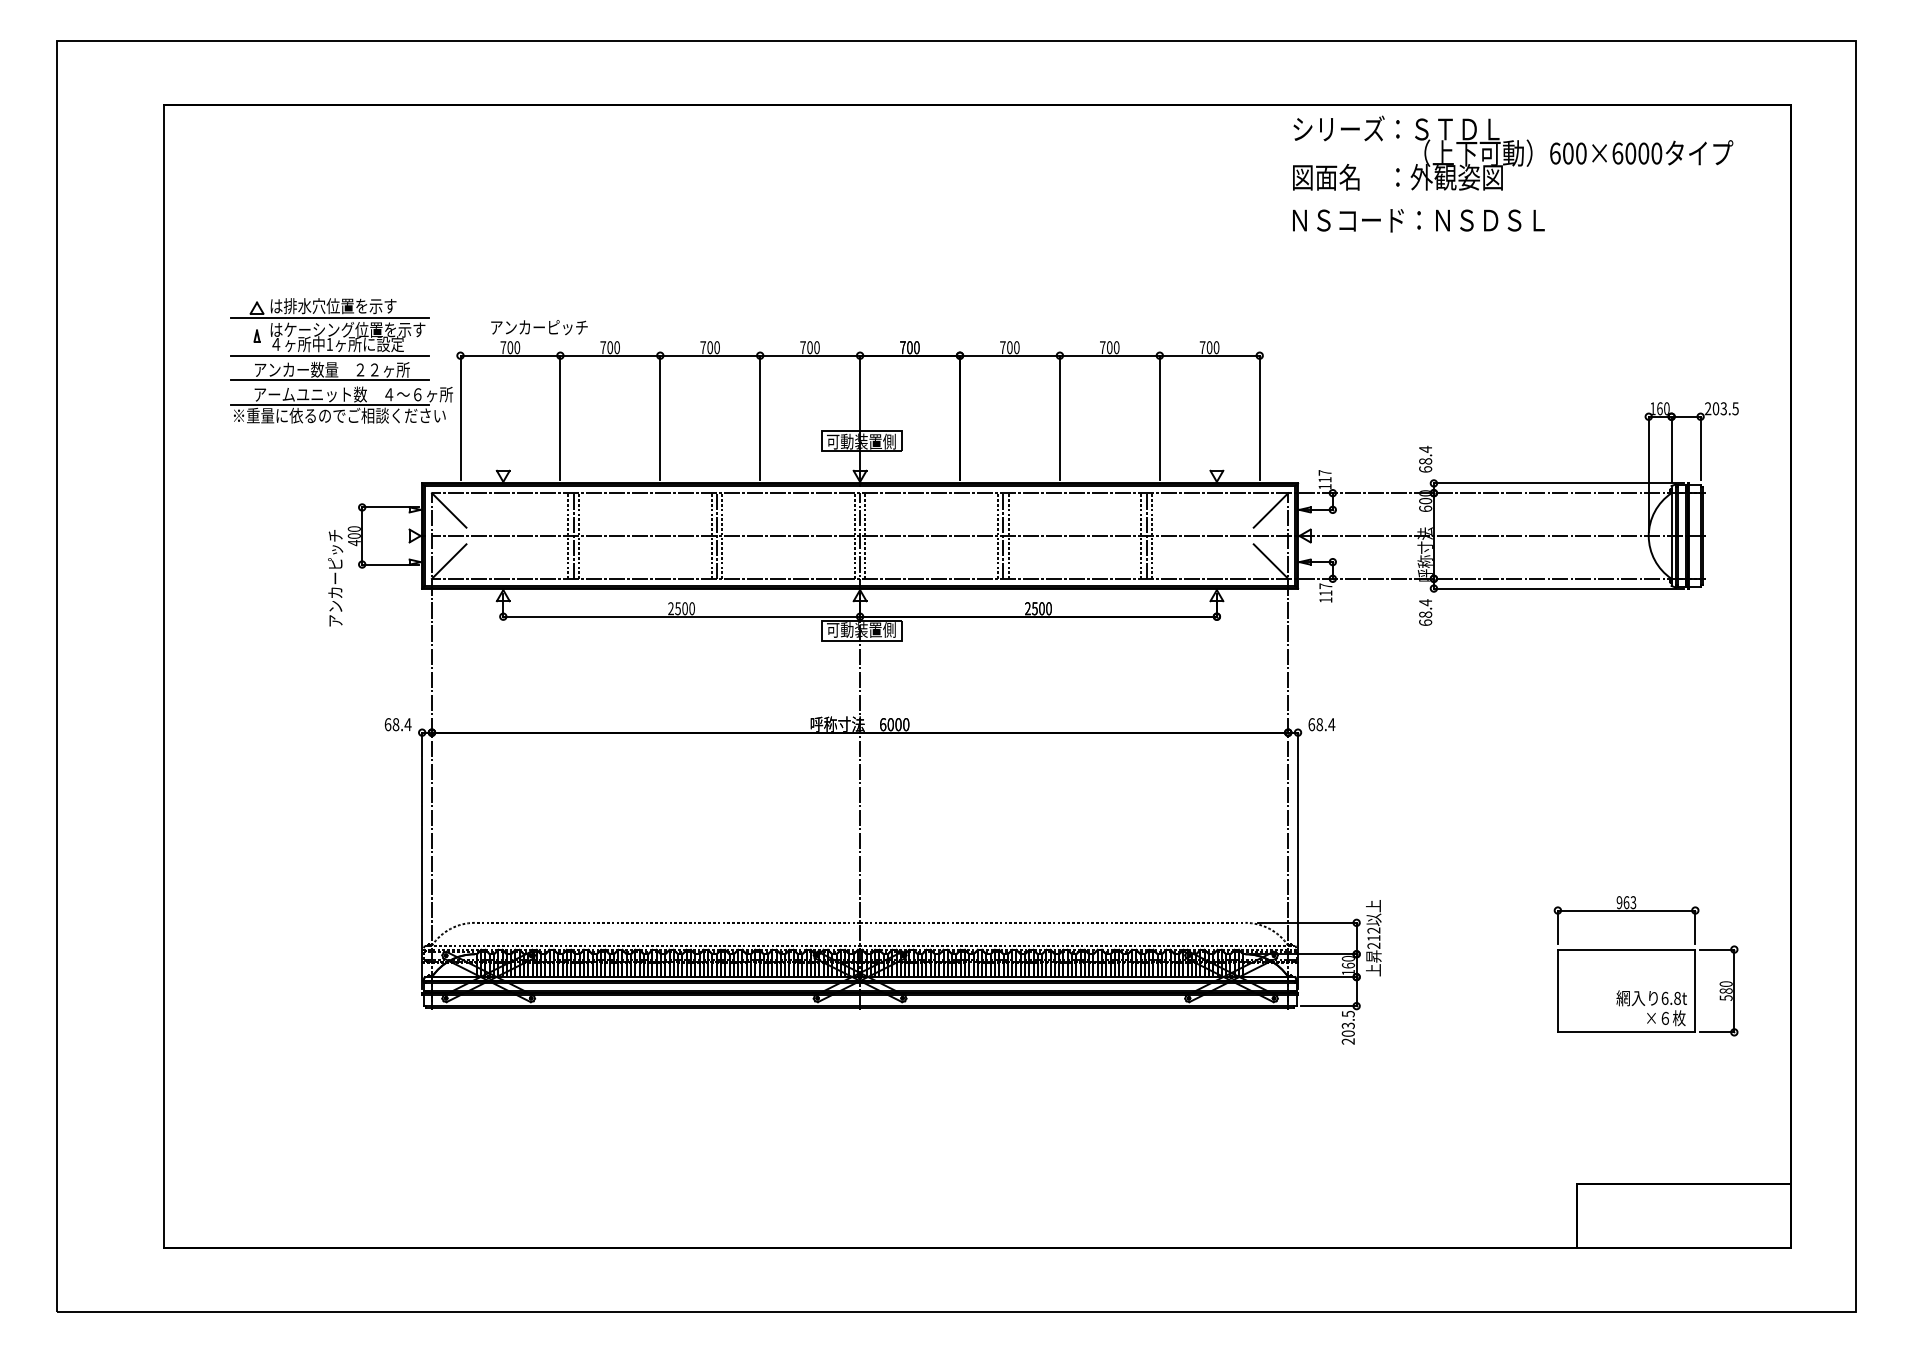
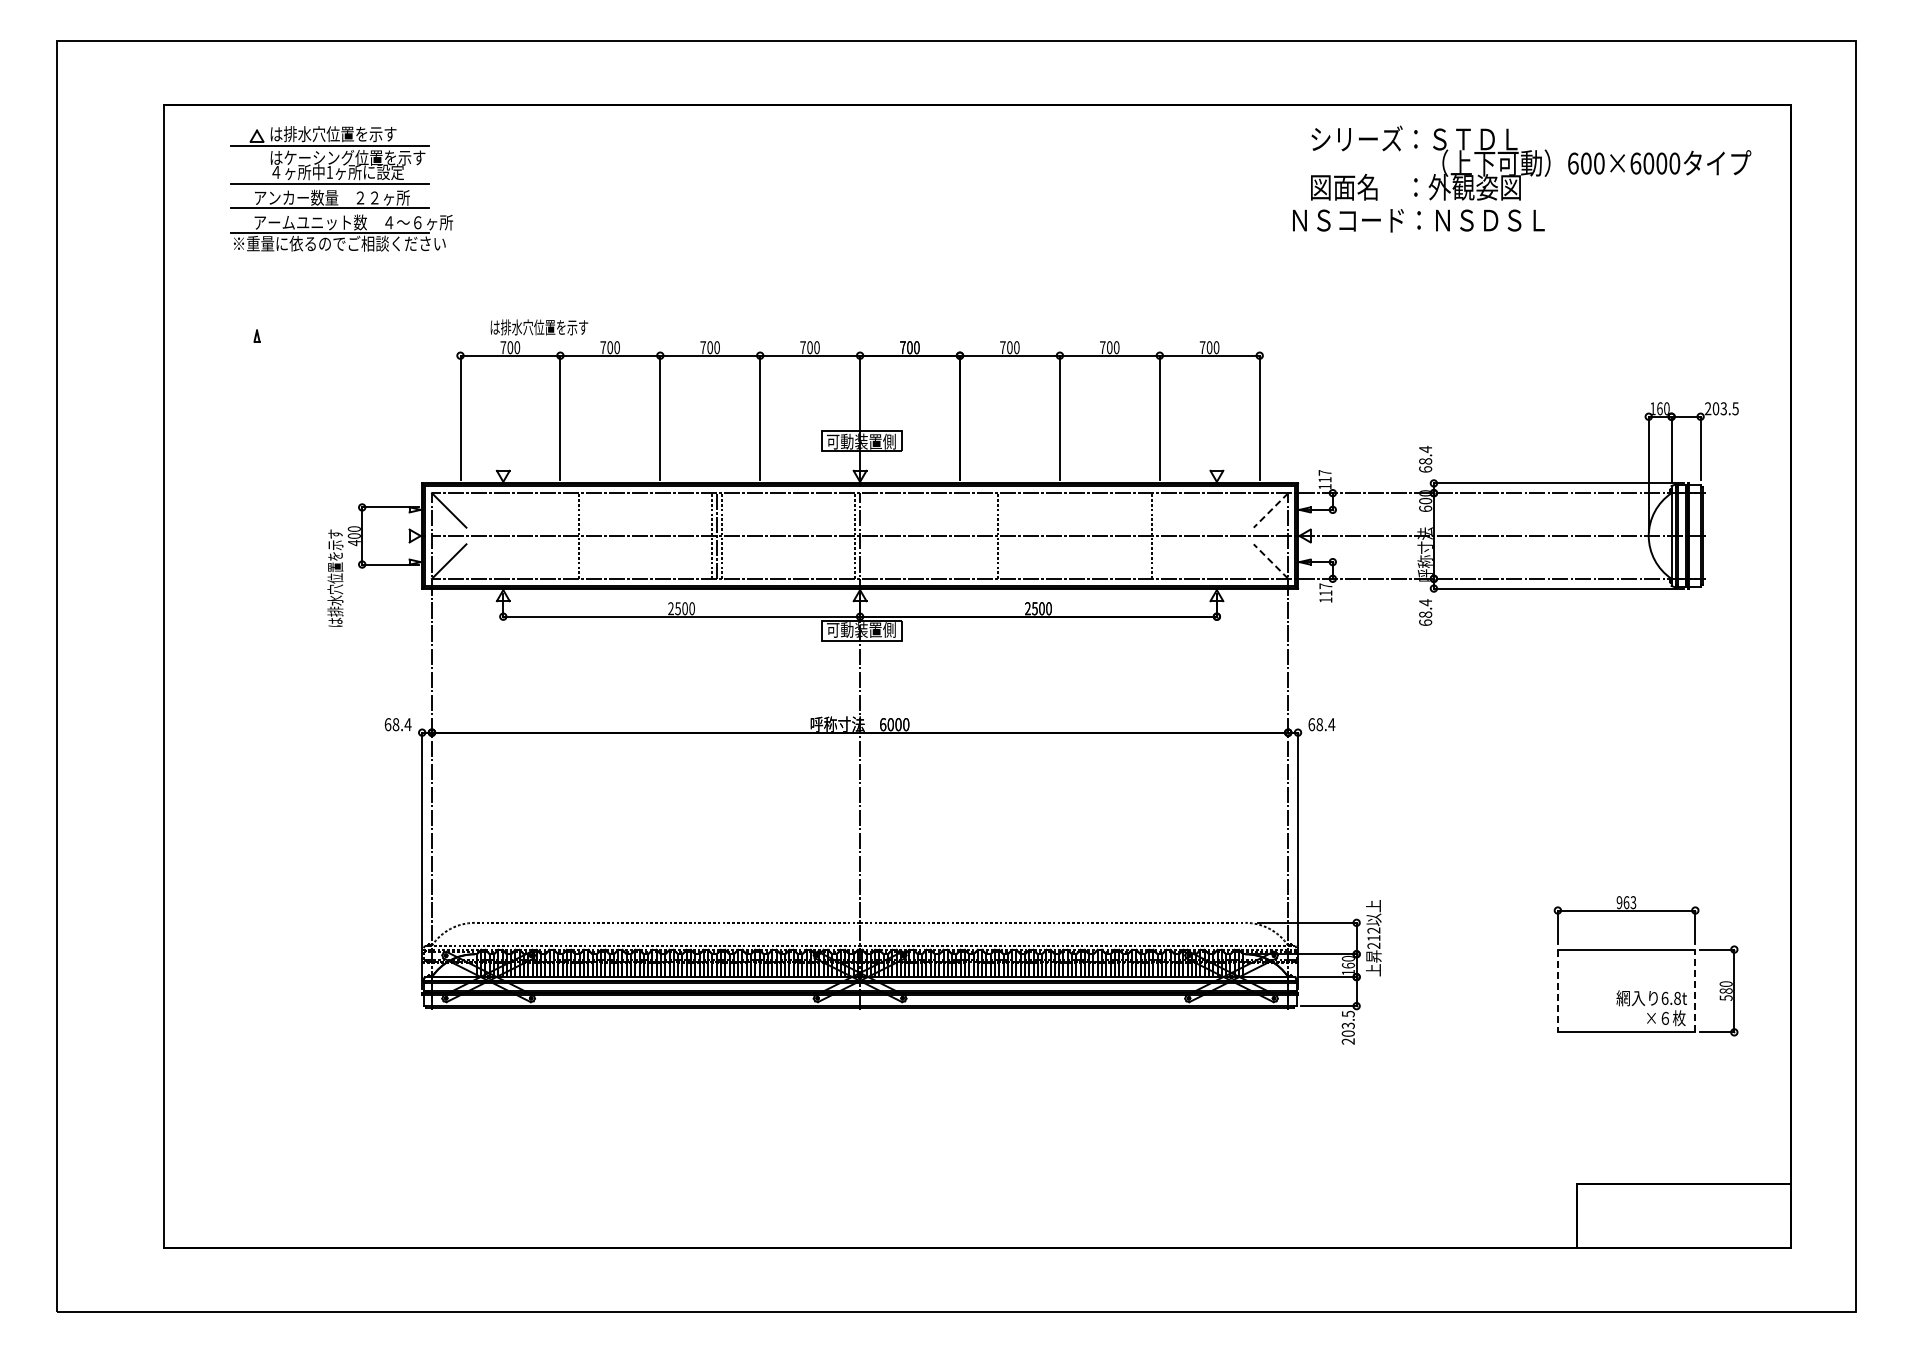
text position: (1513, 152) -> (1531, 162) (1531, 162)
text: アンカーピッチ -> は排水穴位置を示す (539, 327)
part position: (341, 360) -> (341, 188) (341, 188)
line: solid -> dashed (1270, 510)
line: present -> none (568, 535)
line: present -> none (573, 535)
line: present -> none (865, 535)
line: present -> none (1003, 535)
line: present -> none (1008, 535)
line: present -> none (1141, 535)
line: present -> none (1146, 535)
line: solid -> dashed (1270, 561)
text: アンカーピッチ -> は排水穴位置を示す (335, 577)
line: solid -> dashed (1695, 990)
line: solid -> dashed (1557, 991)
